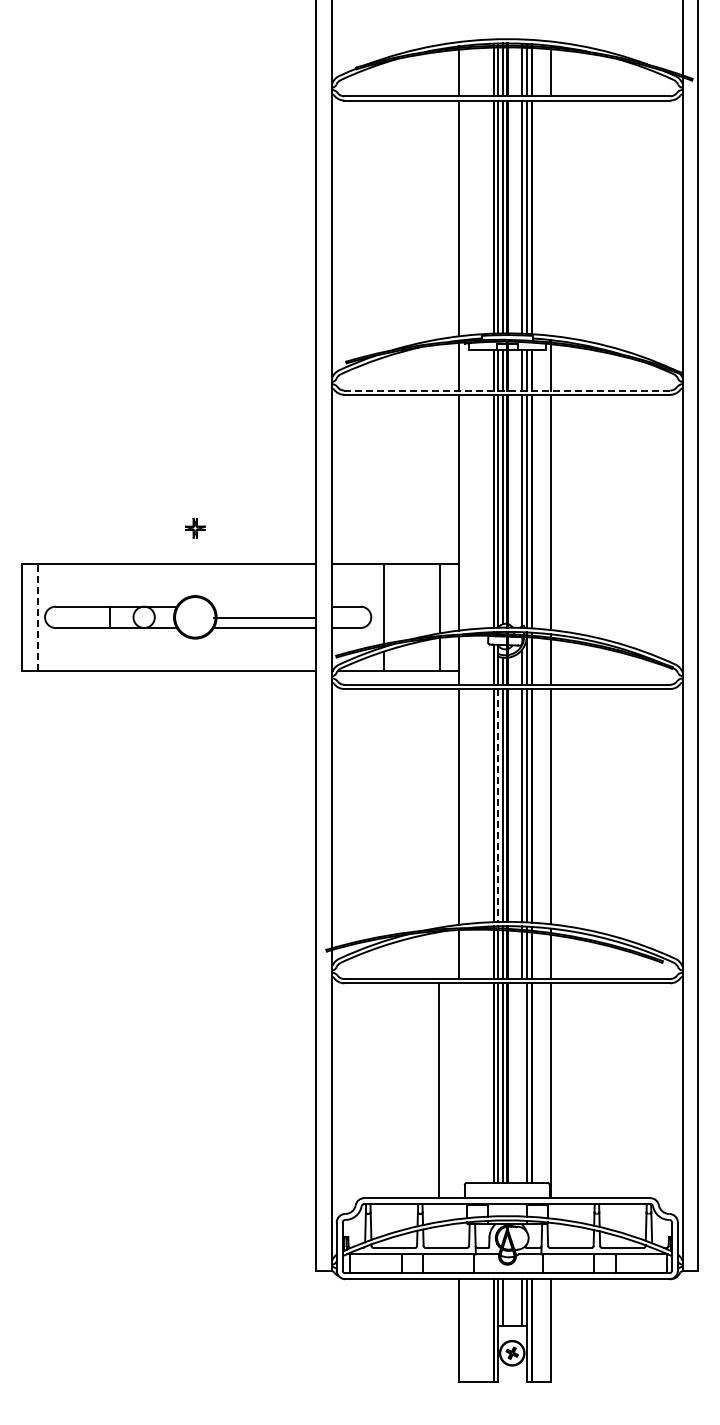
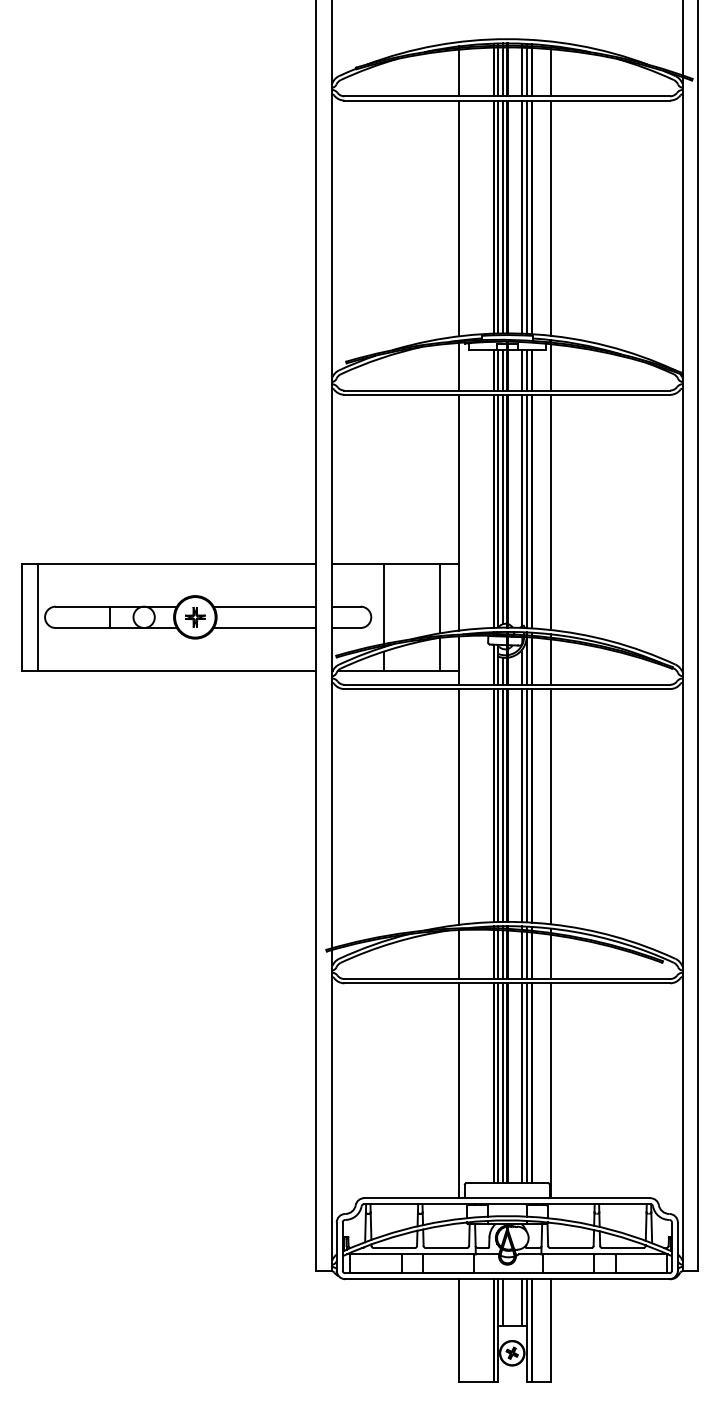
line: none -> present (550, 217)
line: dashed -> solid (507, 390)
part position: (195, 528) -> (195, 617) (195, 617)
line: dashed -> solid (38, 616)
line position: (264, 617) -> (264, 606) (264, 606)
line: dashed -> solid (498, 806)
line: none -> present (522, 1083)
line position: (439, 1090) -> (459, 1090) (459, 1090)
